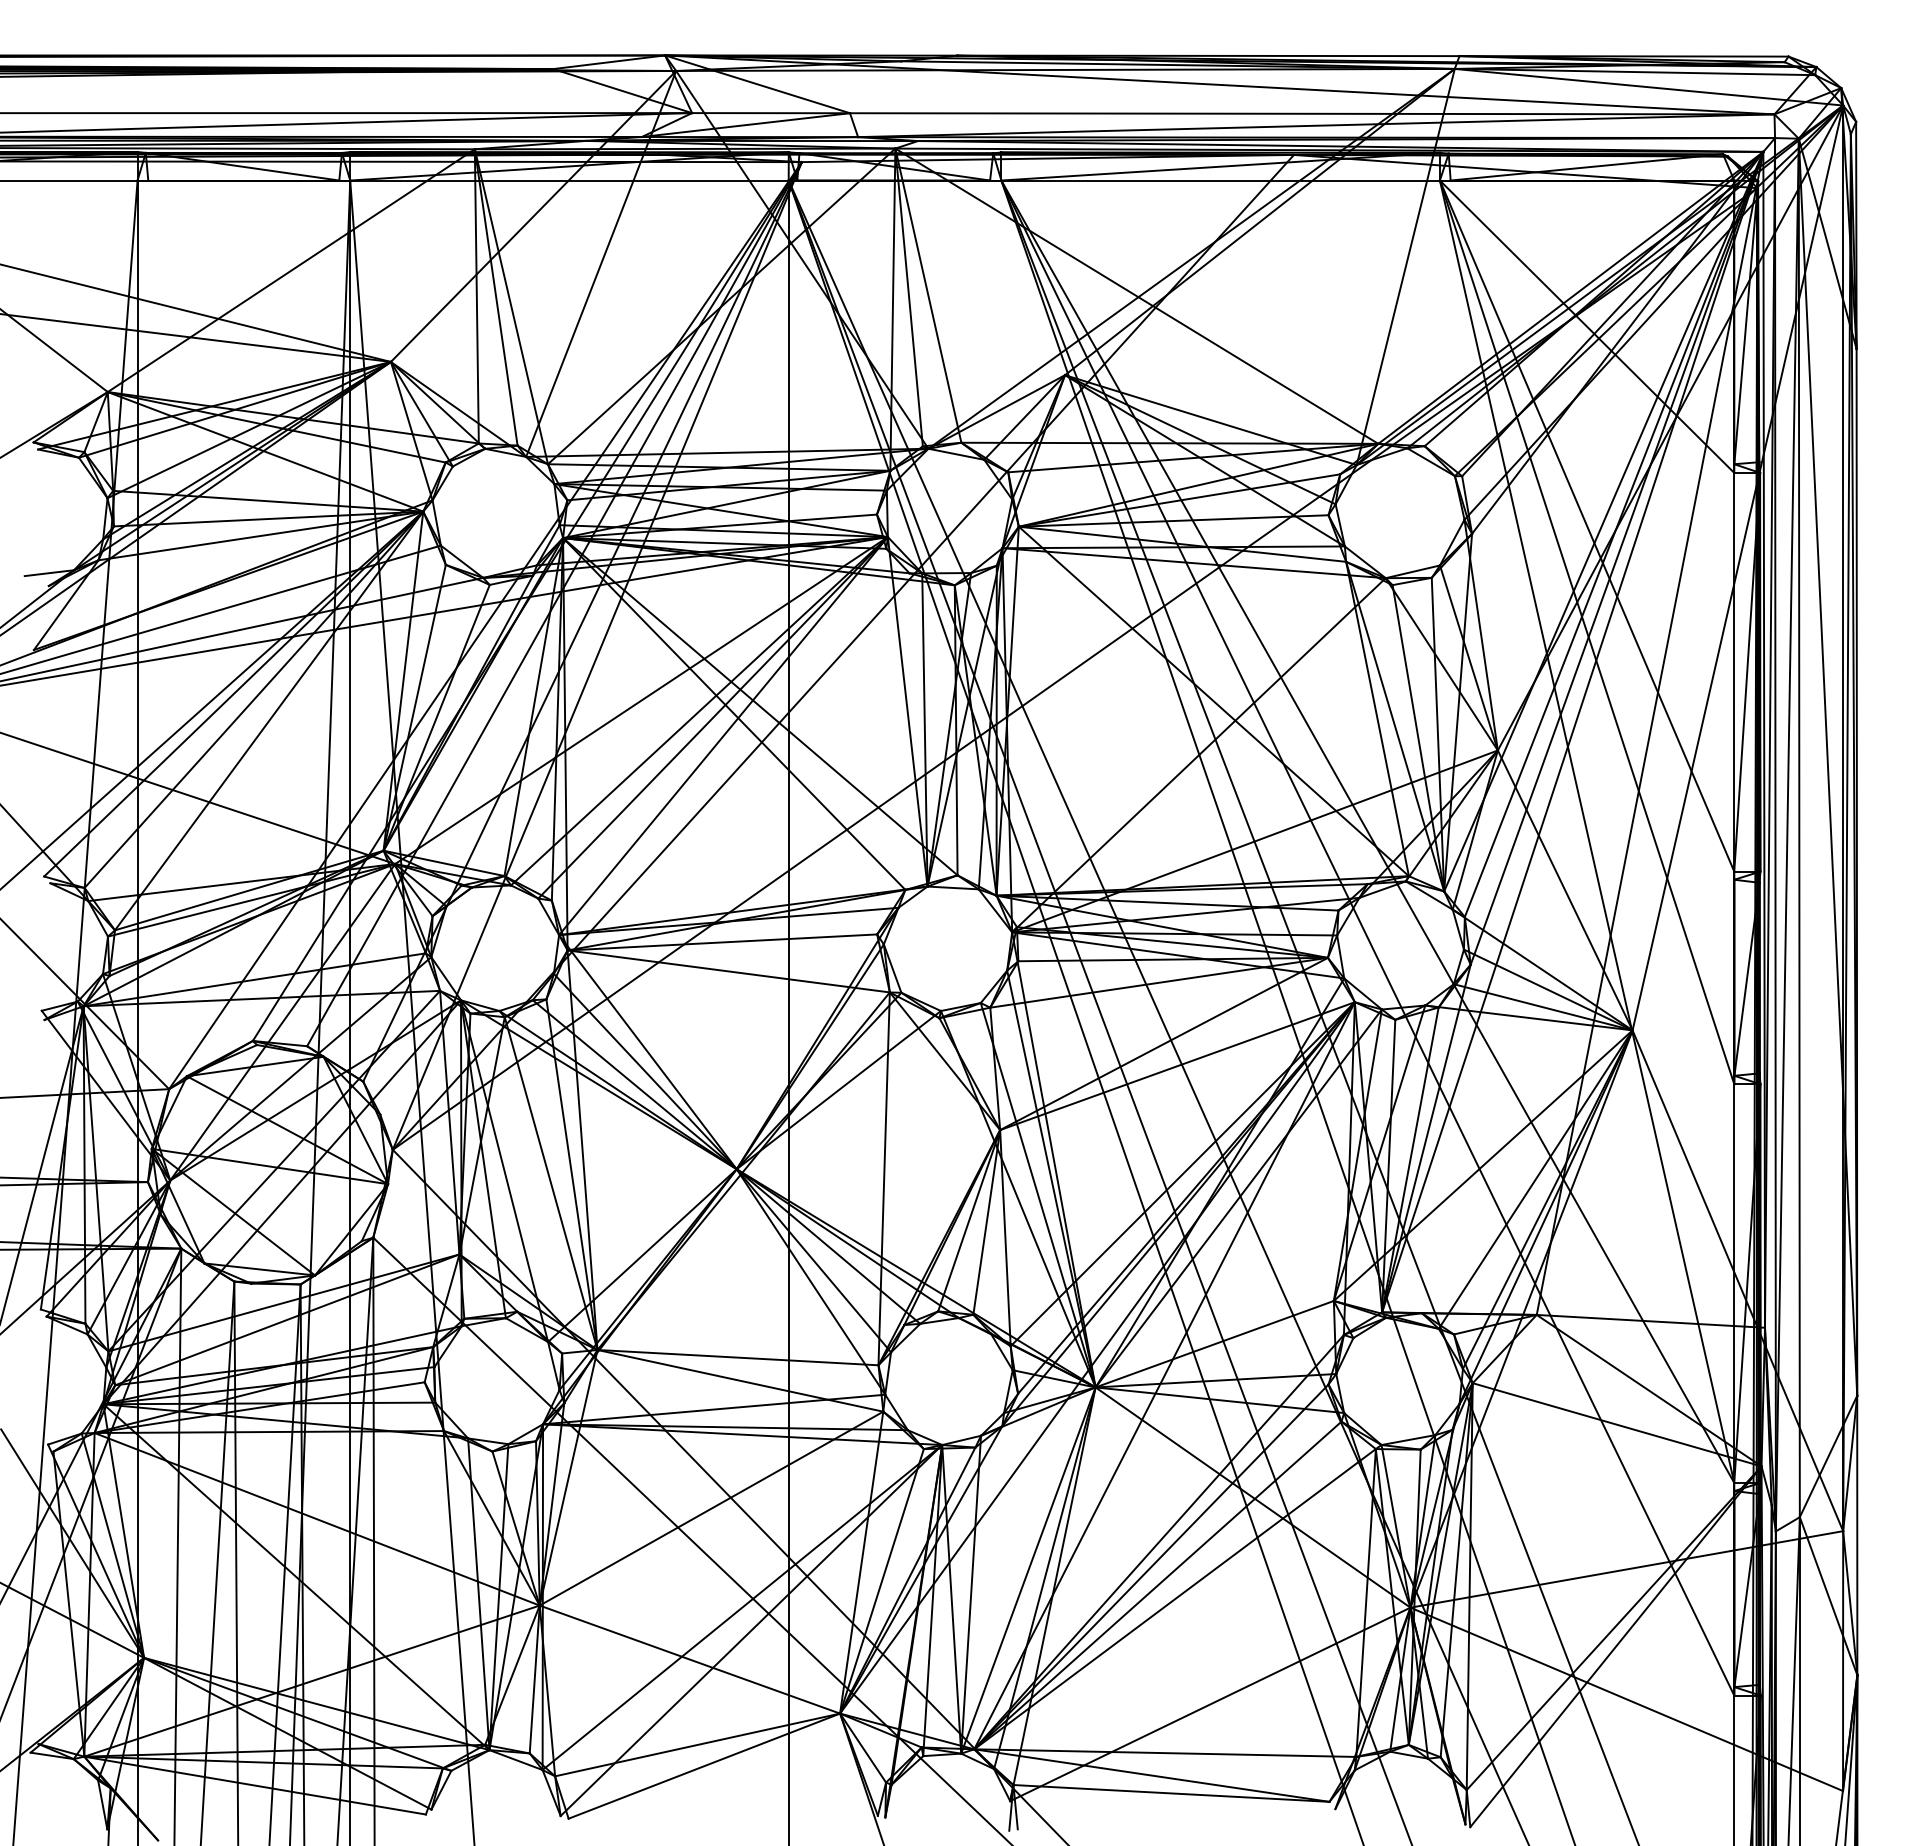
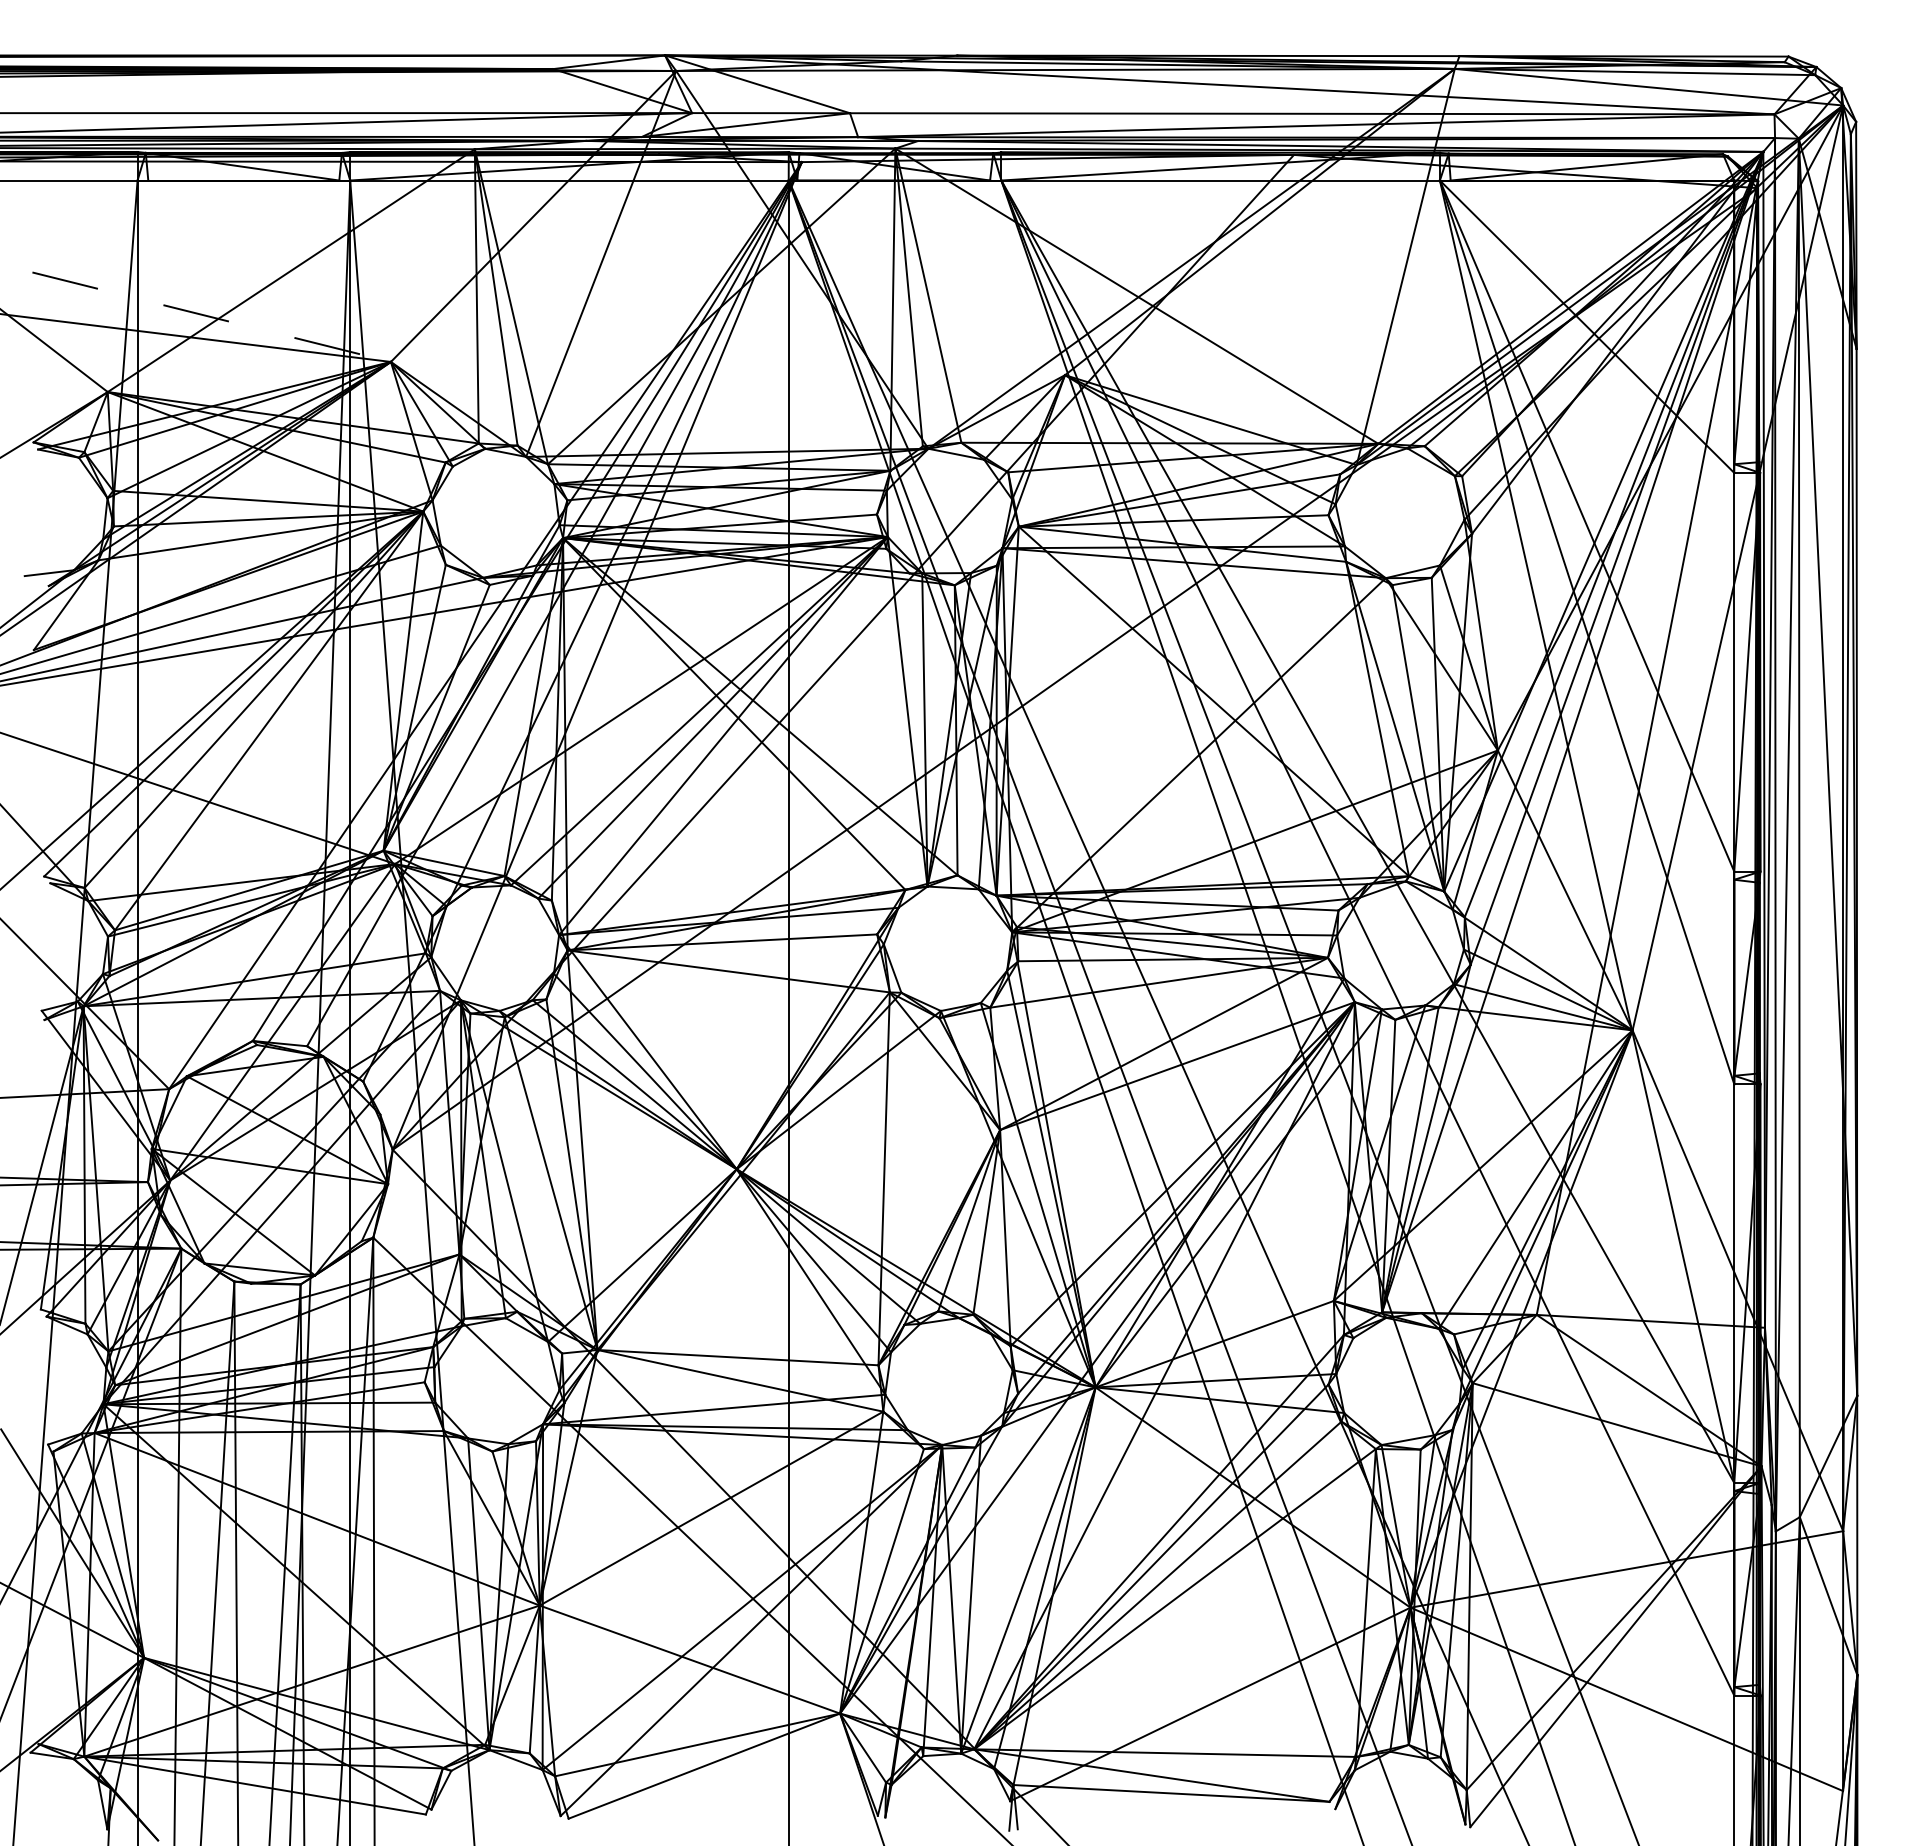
line: solid -> dashed (195, 313)
